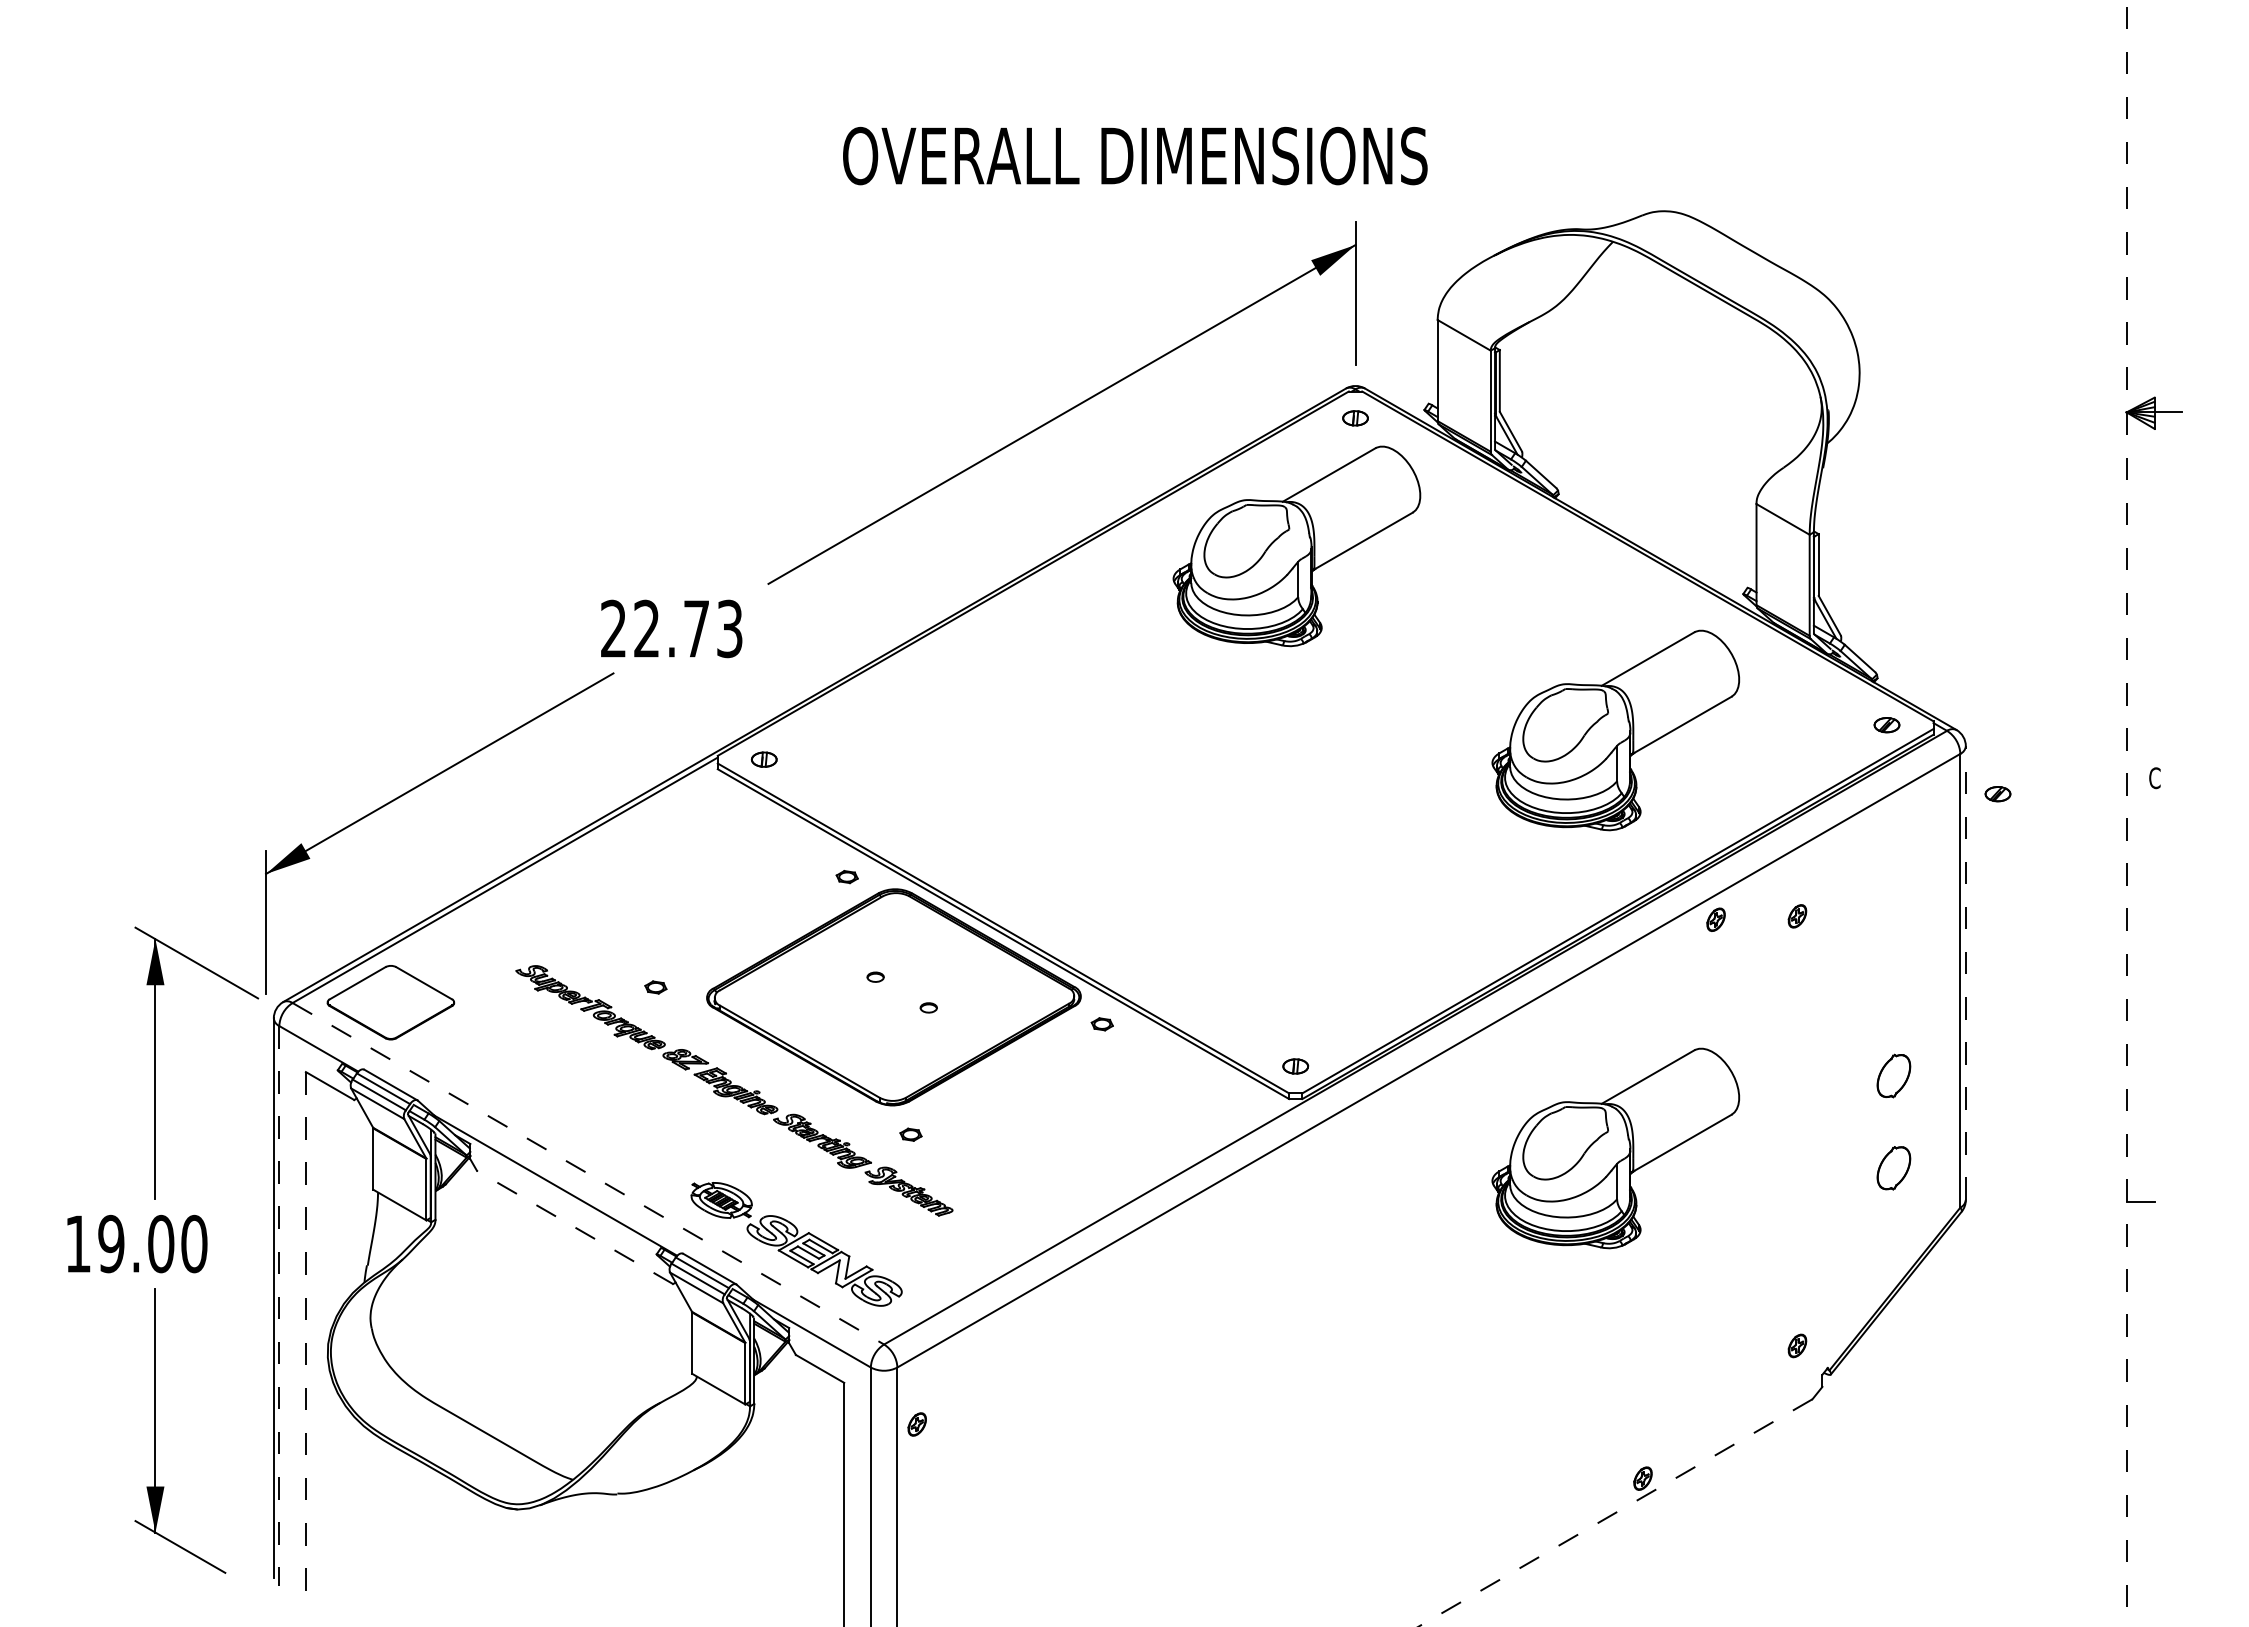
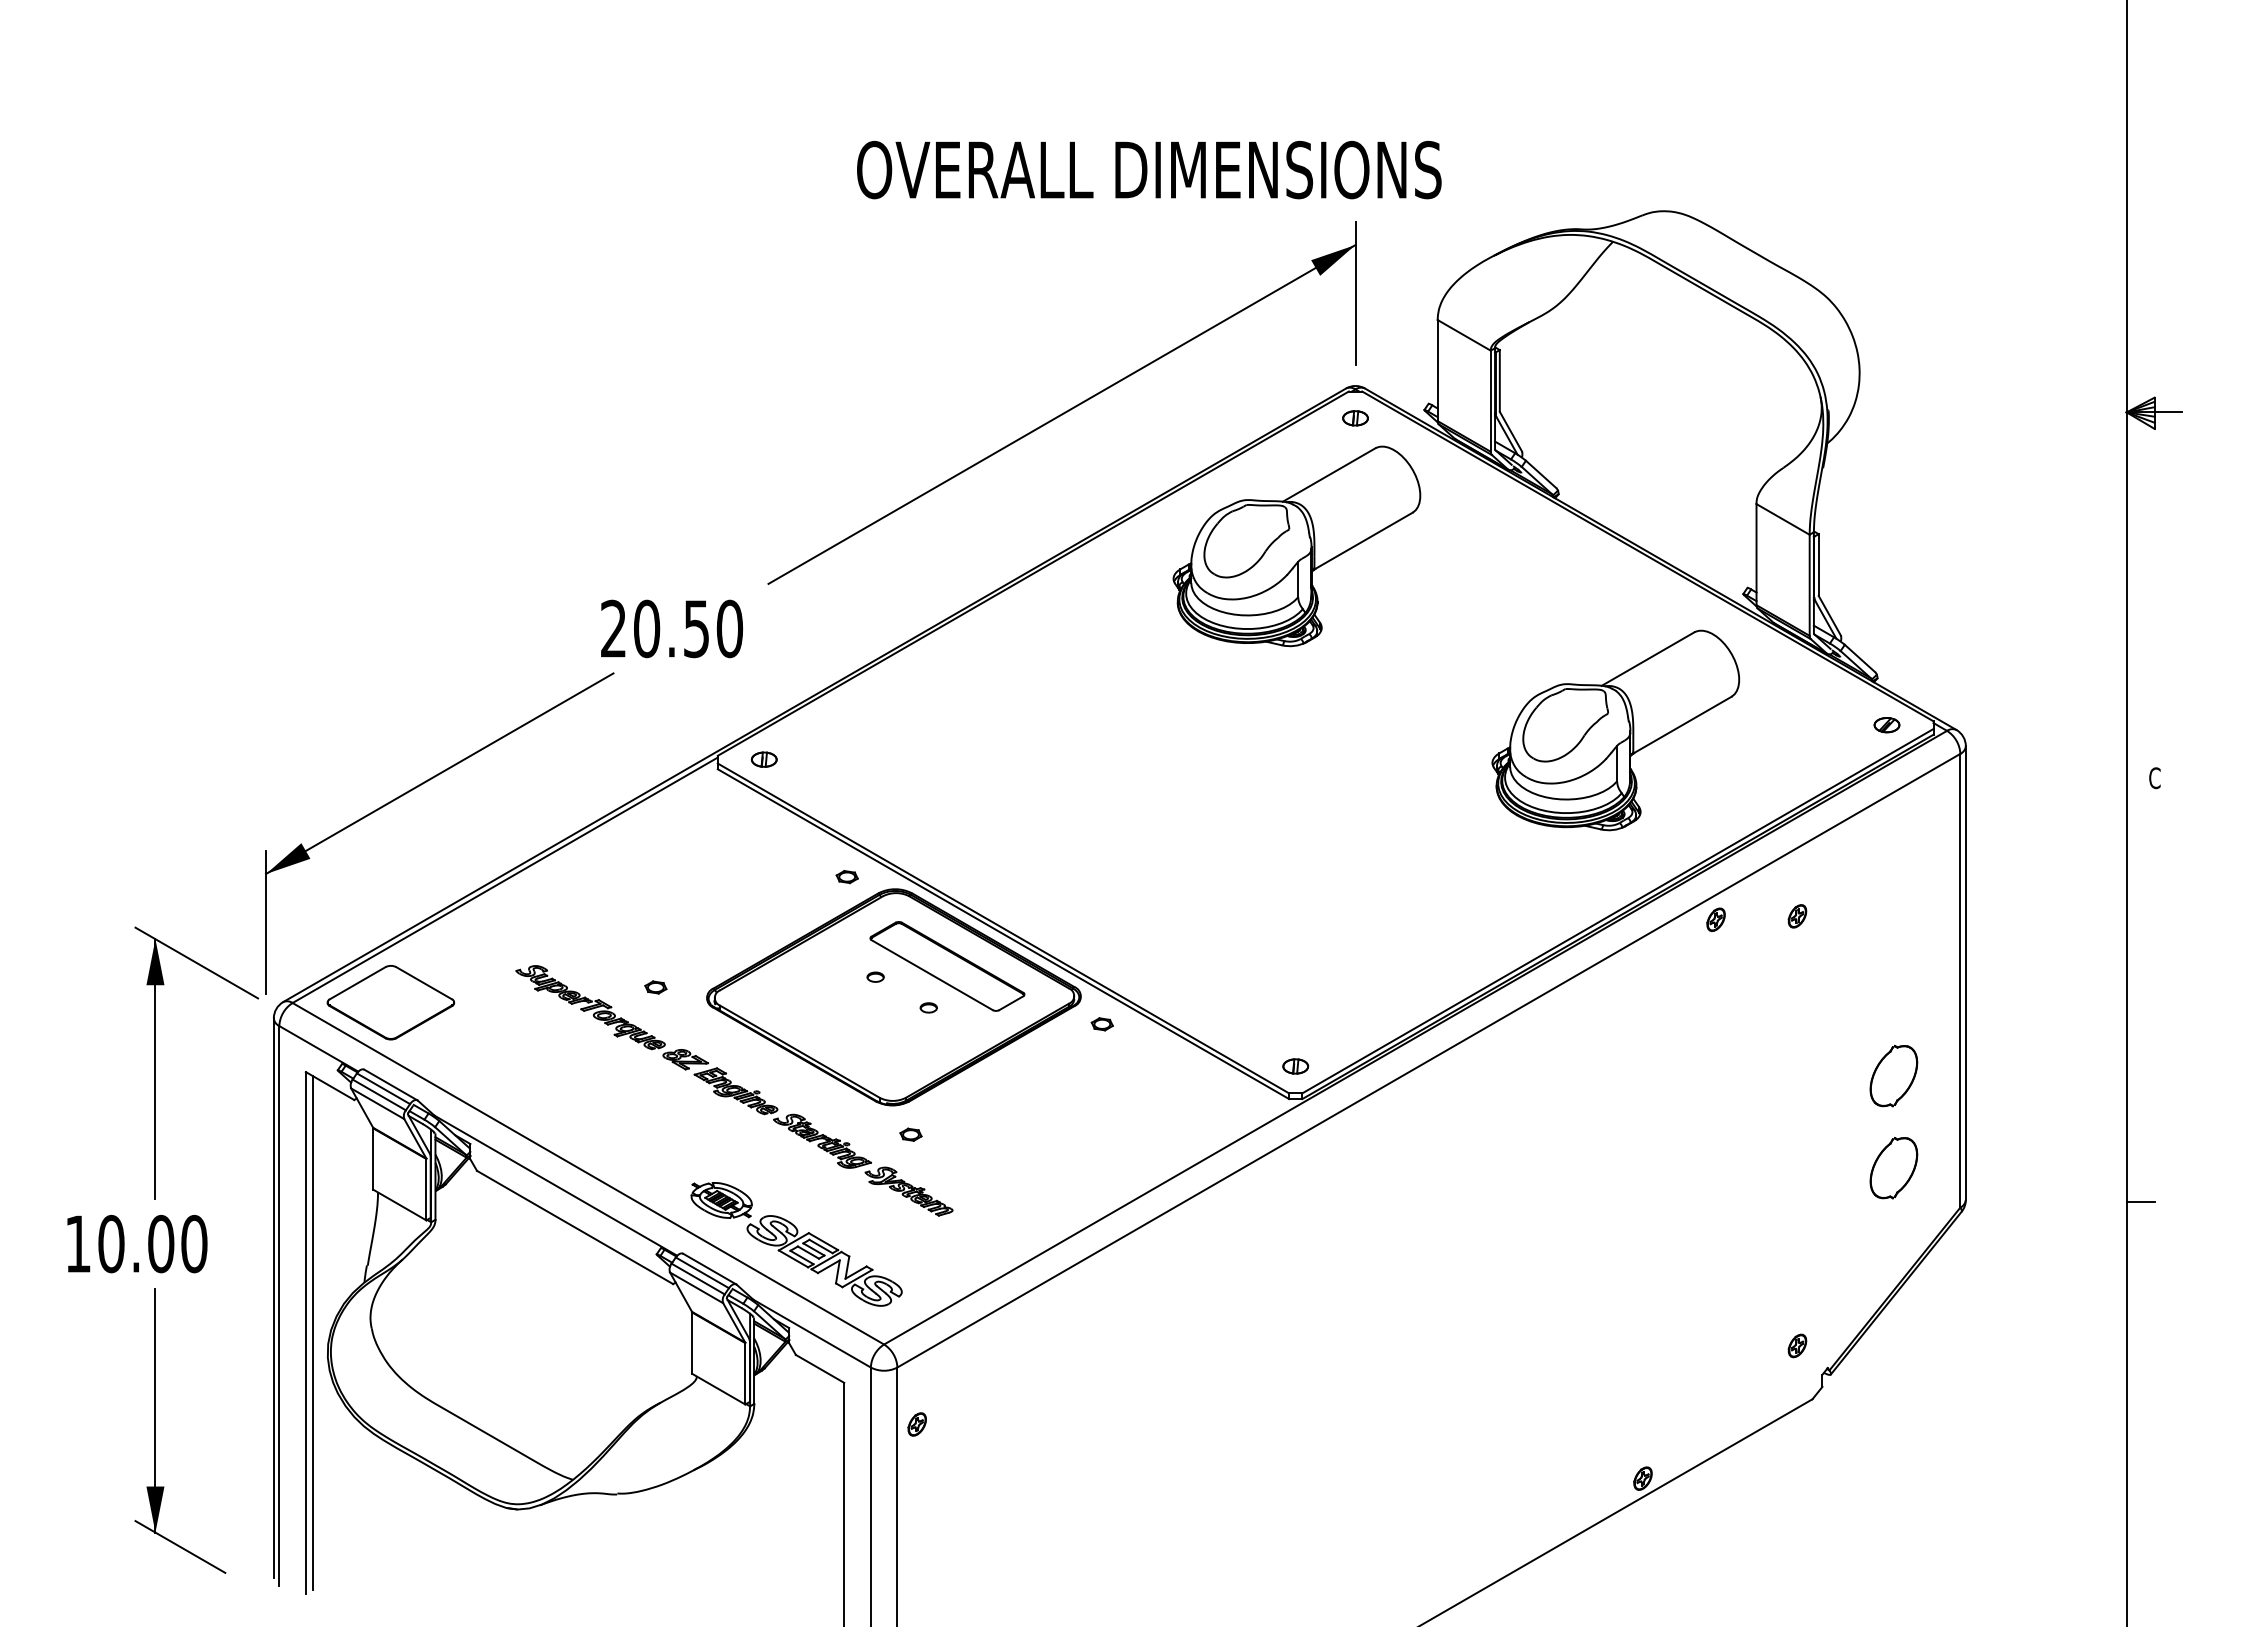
text position: (1135, 155) -> (1149, 169) (1149, 169)
text: 22.73 -> 20.50 (688, 628)
part: present -> none (1997, 794)
line: dashed -> solid (2126, 813)
part: none -> present (947, 966)
line: dashed -> solid (1965, 973)
part size: 36x46 px -> 50x64 px (1893, 1075)
part: present -> none (1615, 1148)
part size: 36x45 px -> 50x63 px (1893, 1168)
line: dashed -> solid (588, 1173)
line: dashed -> solid (574, 1227)
text: 19.00 -> 10.00 (111, 1244)
line: dashed -> solid (279, 1306)
line: dashed -> solid (305, 1332)
line: none -> present (312, 1332)
line: dashed -> solid (1615, 1513)
